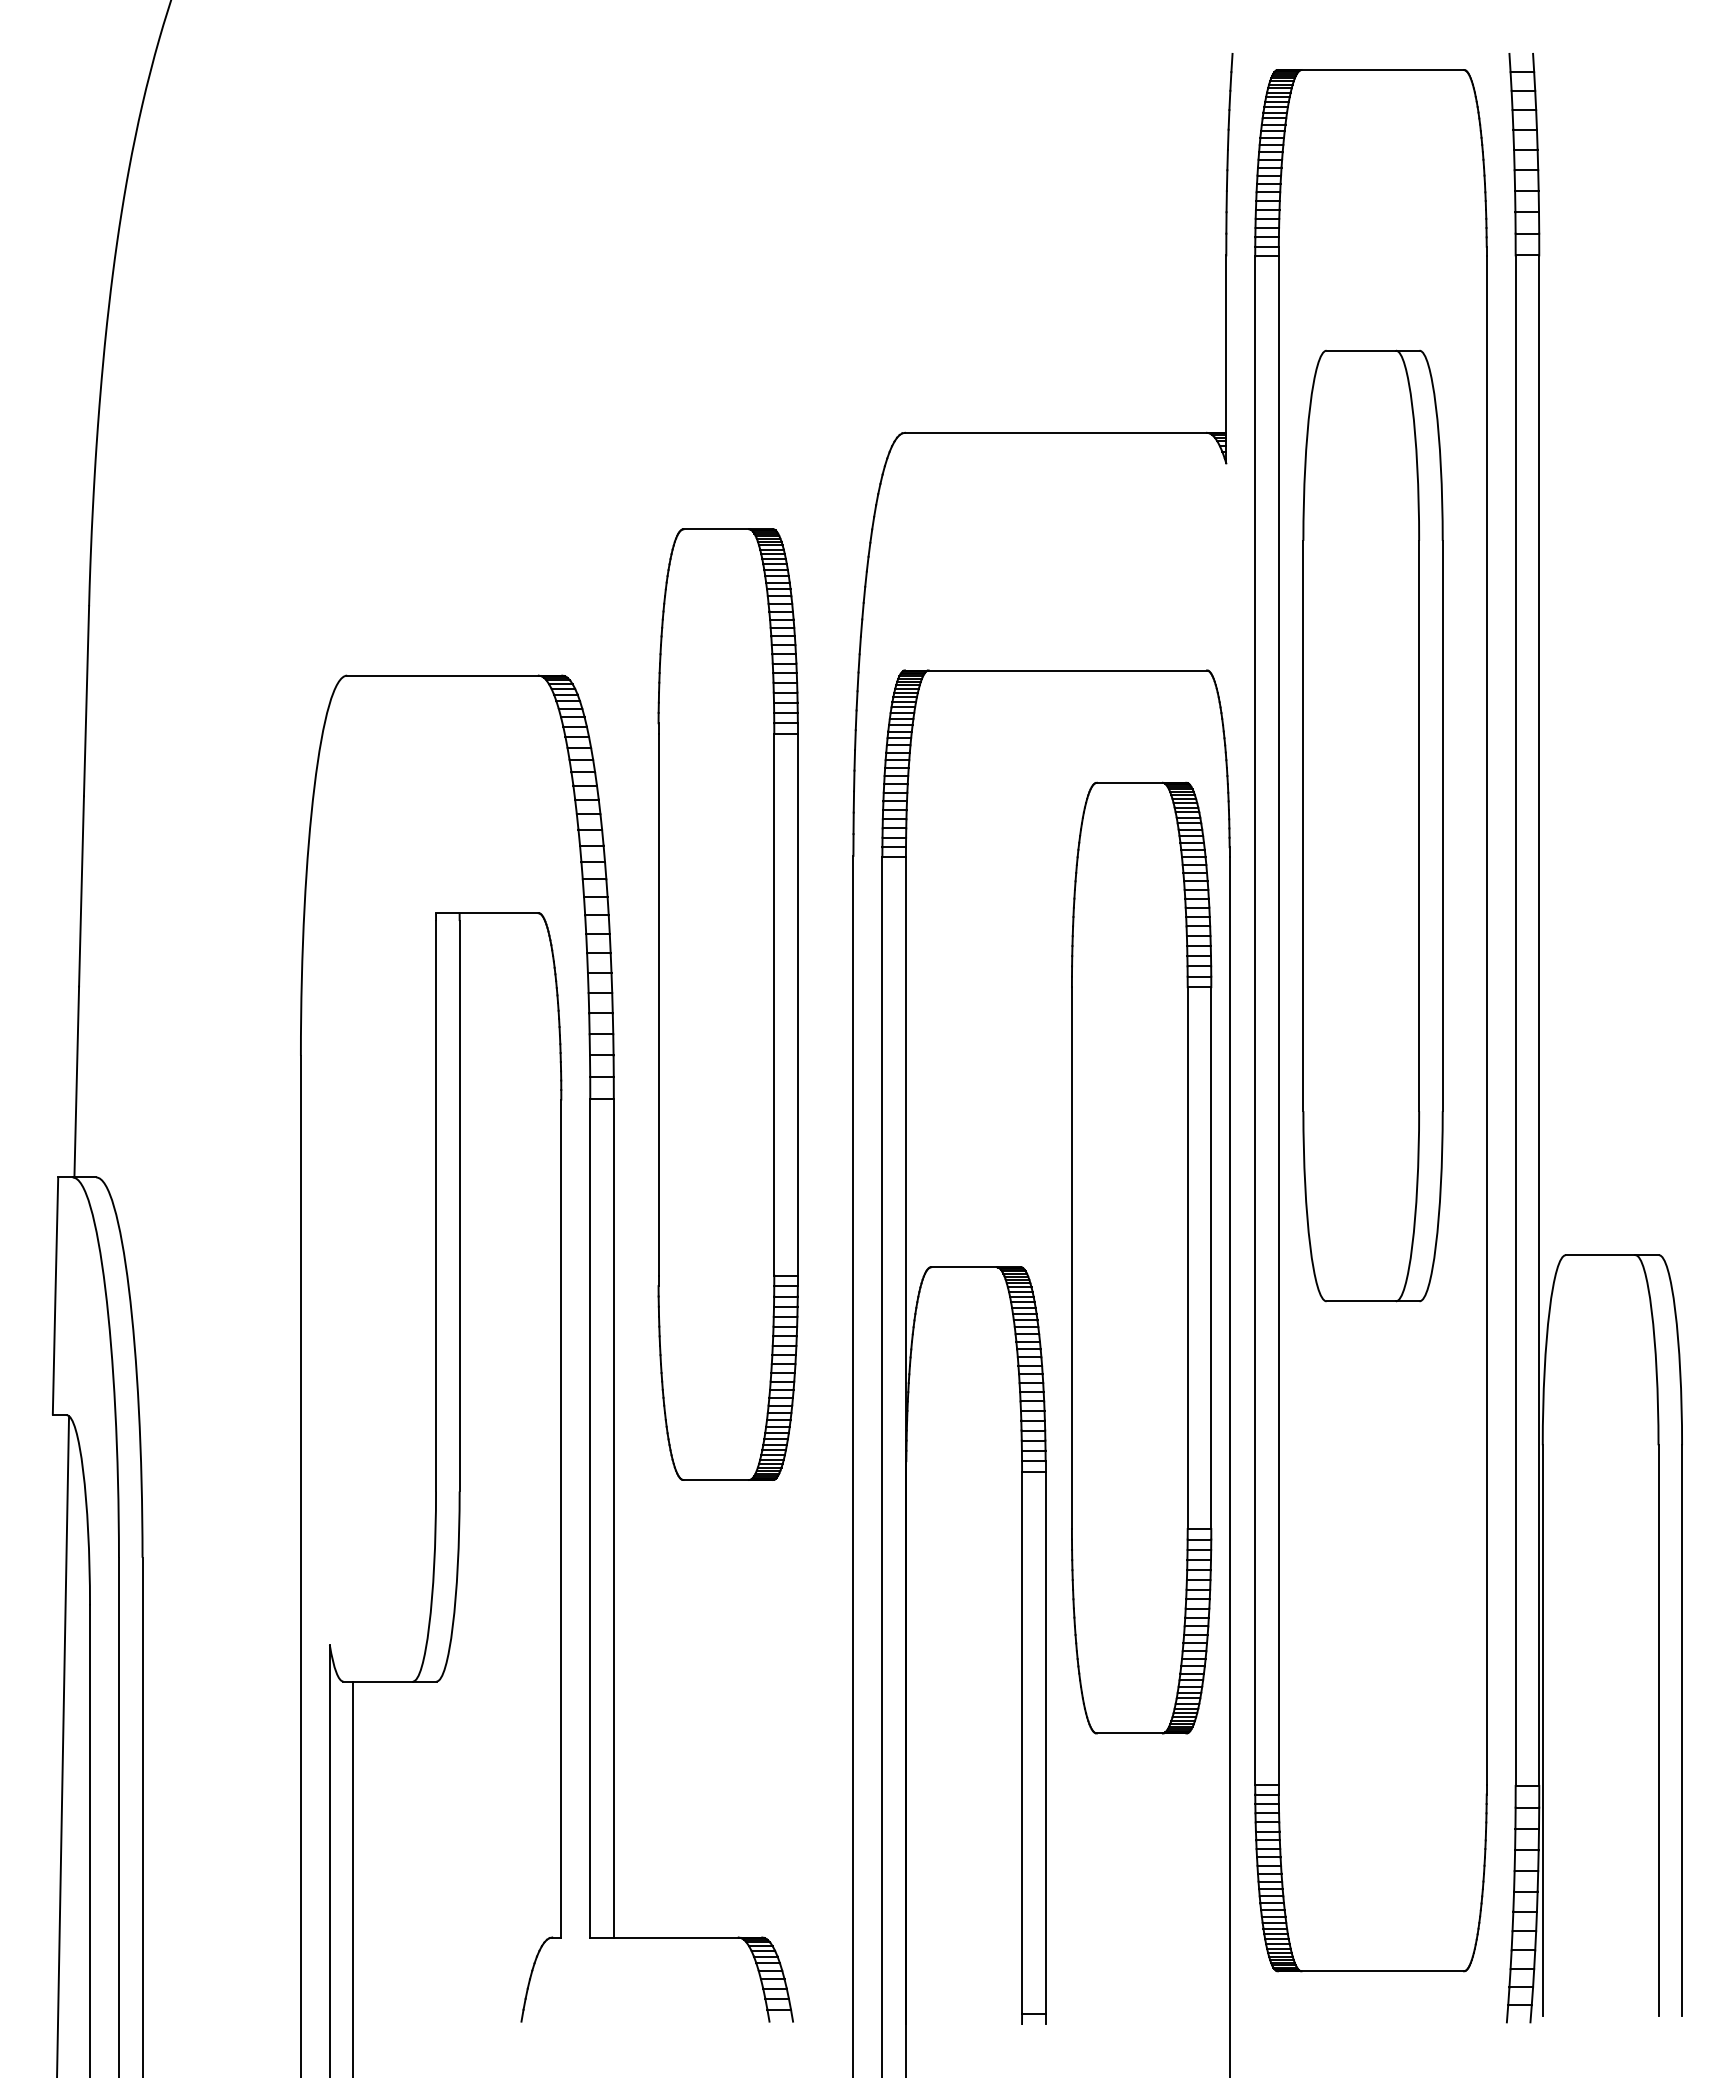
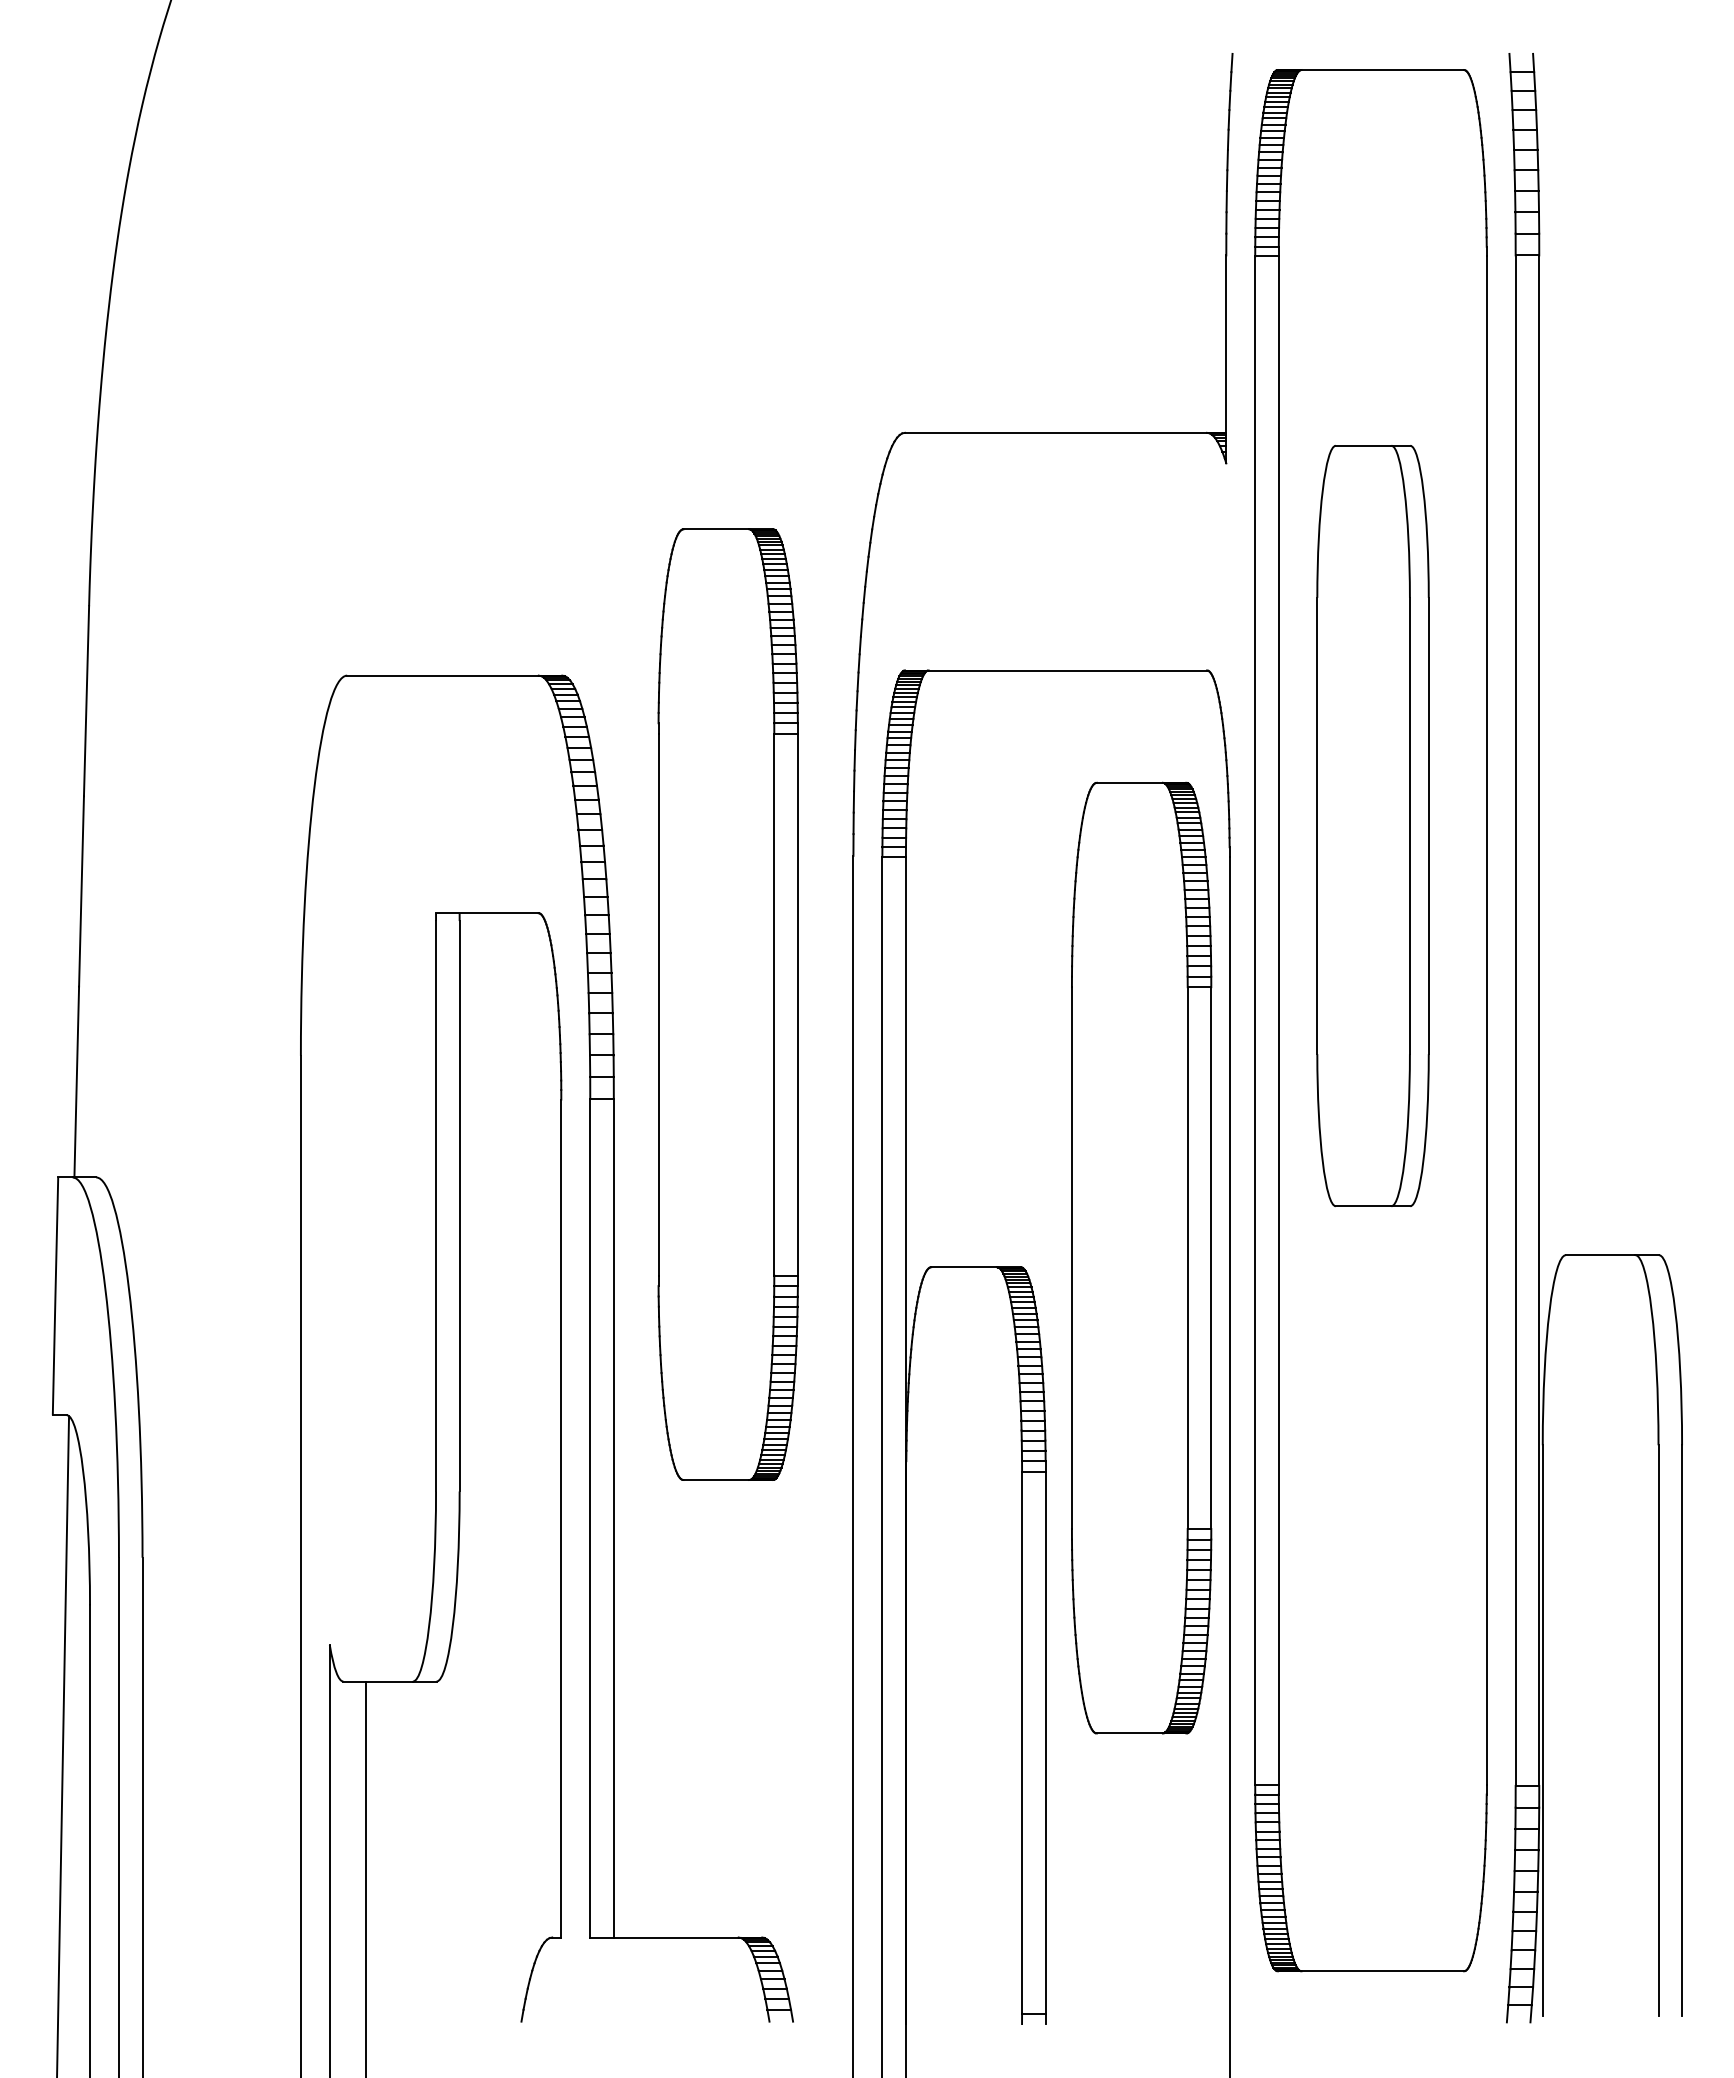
part size: 142x954 px -> 114x763 px (1372, 826)
line position: (353, 1877) -> (366, 1877) (366, 1877)
